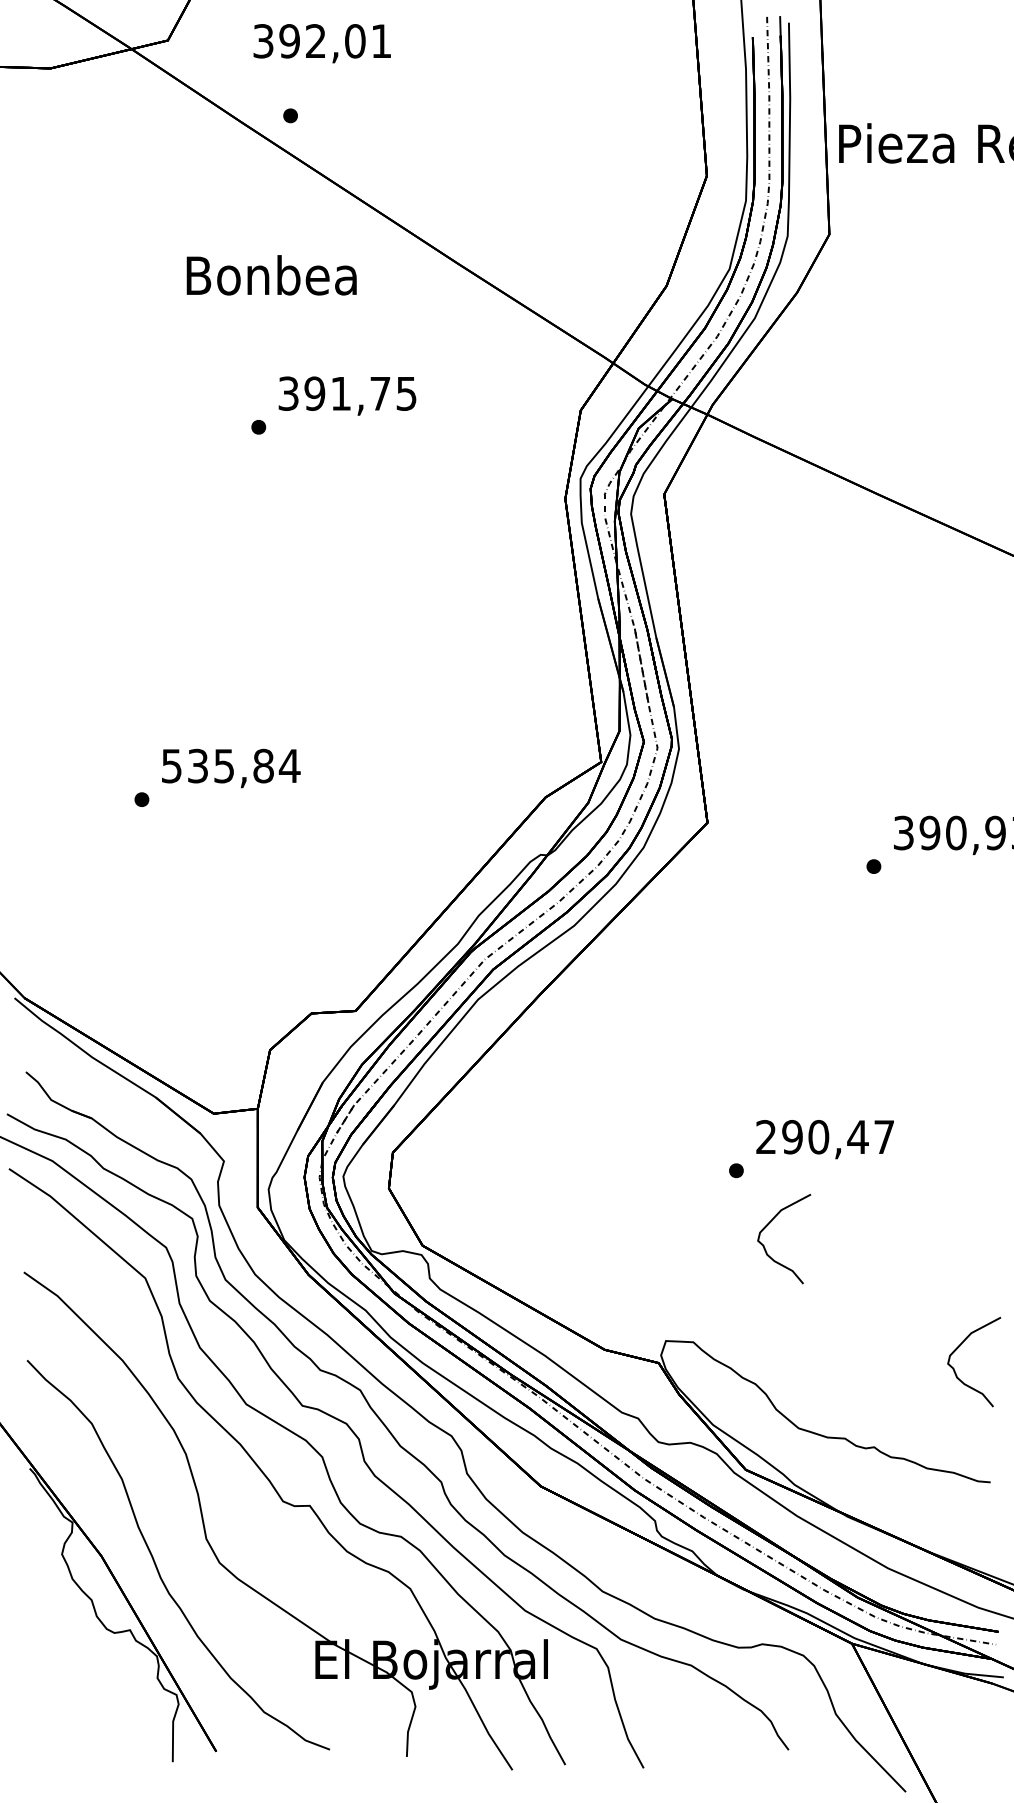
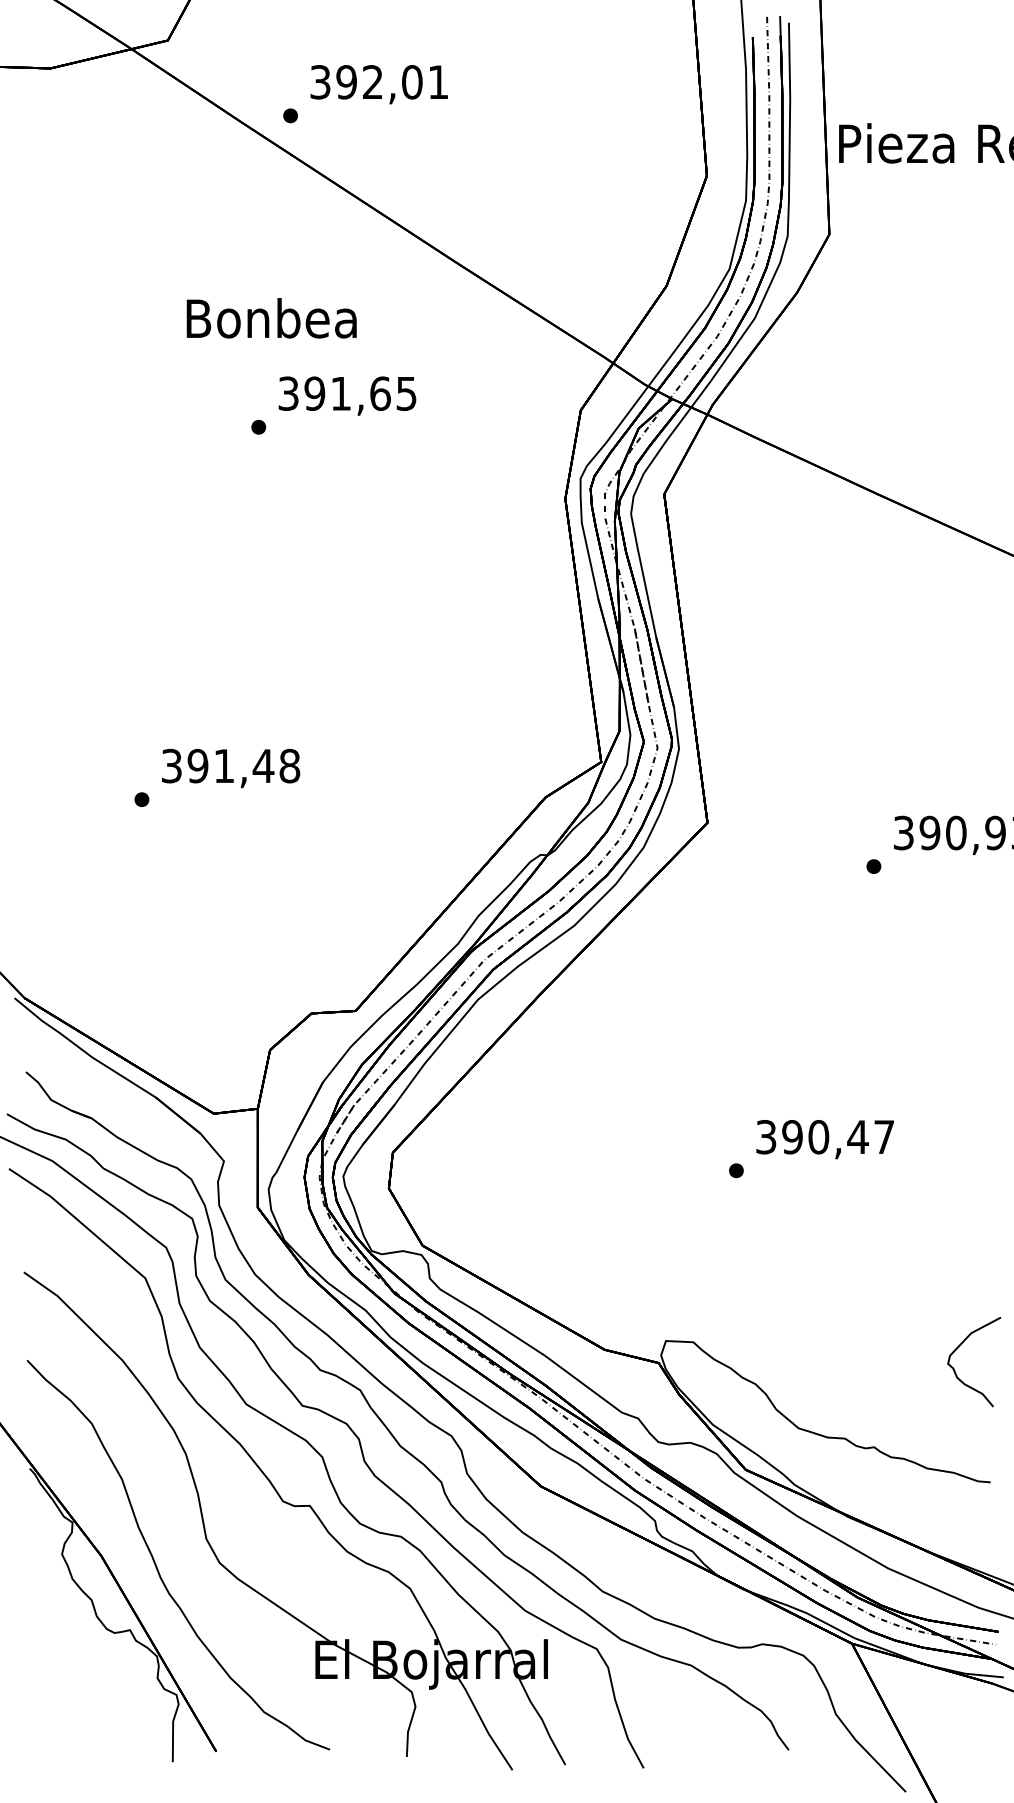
text position: (321, 43) -> (378, 84) (378, 84)
text position: (271, 275) -> (271, 318) (271, 318)
text: 391,75 -> 391,65 (380, 393)
text: 535,84 -> 391,48 (231, 765)
text: 290,47 -> 390,47 (766, 1137)
curve: present -> none (770, 1223)
